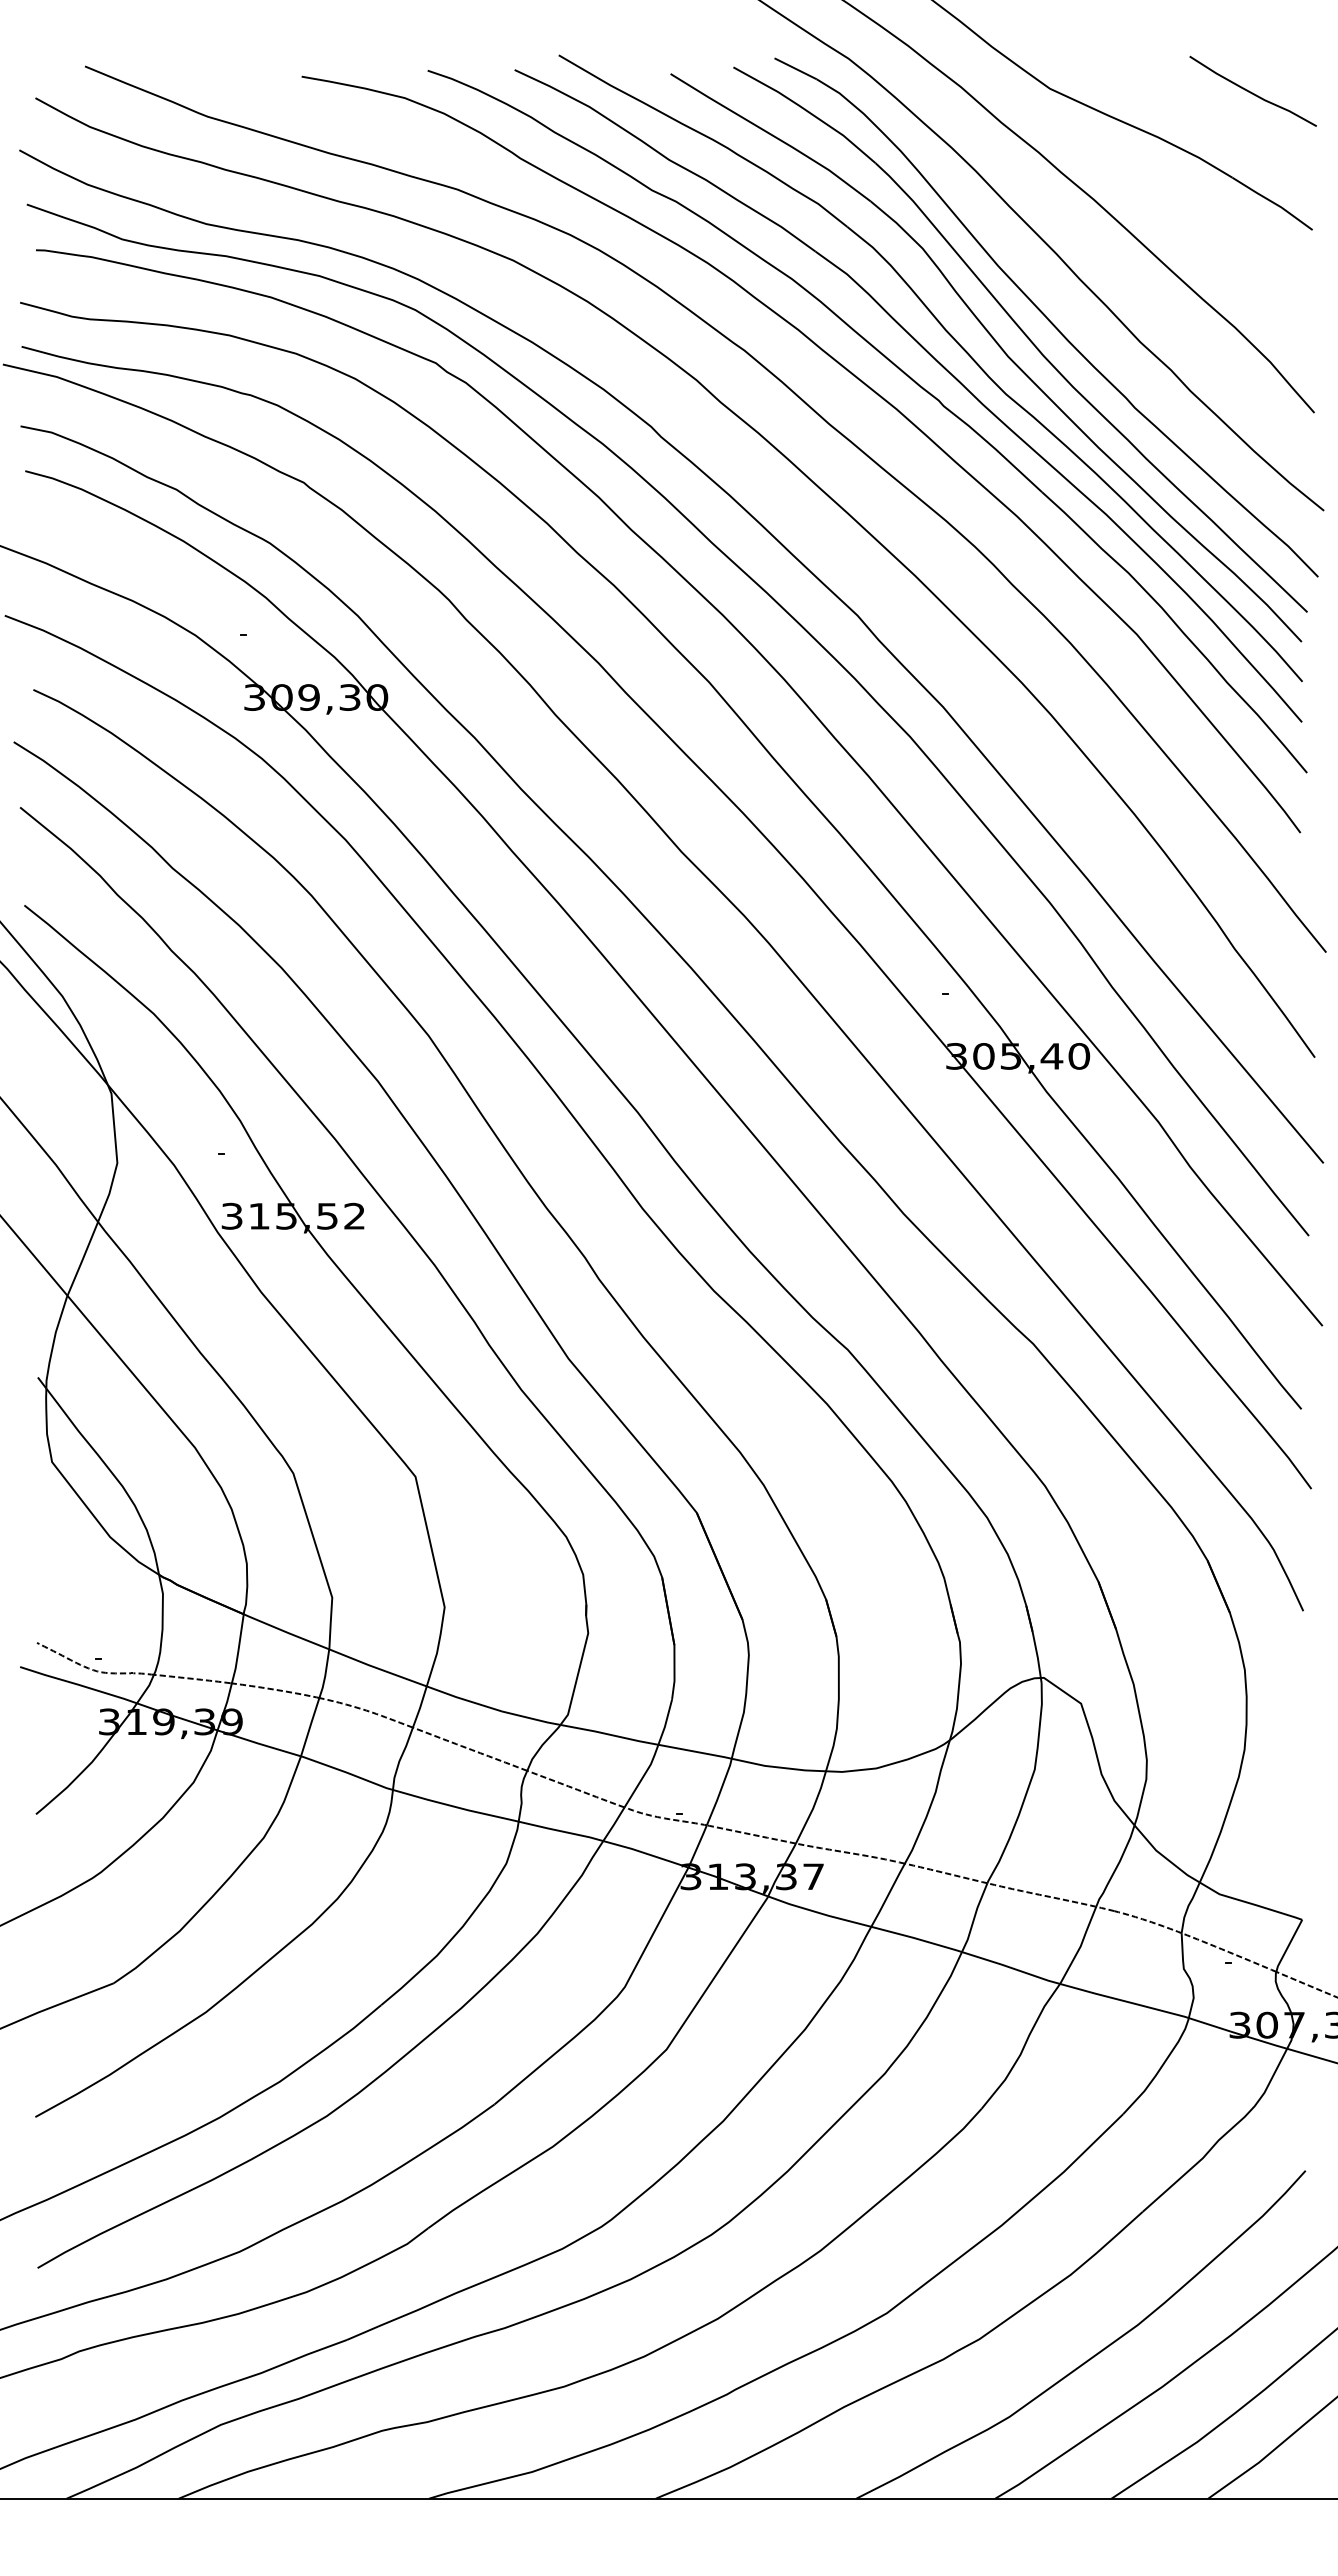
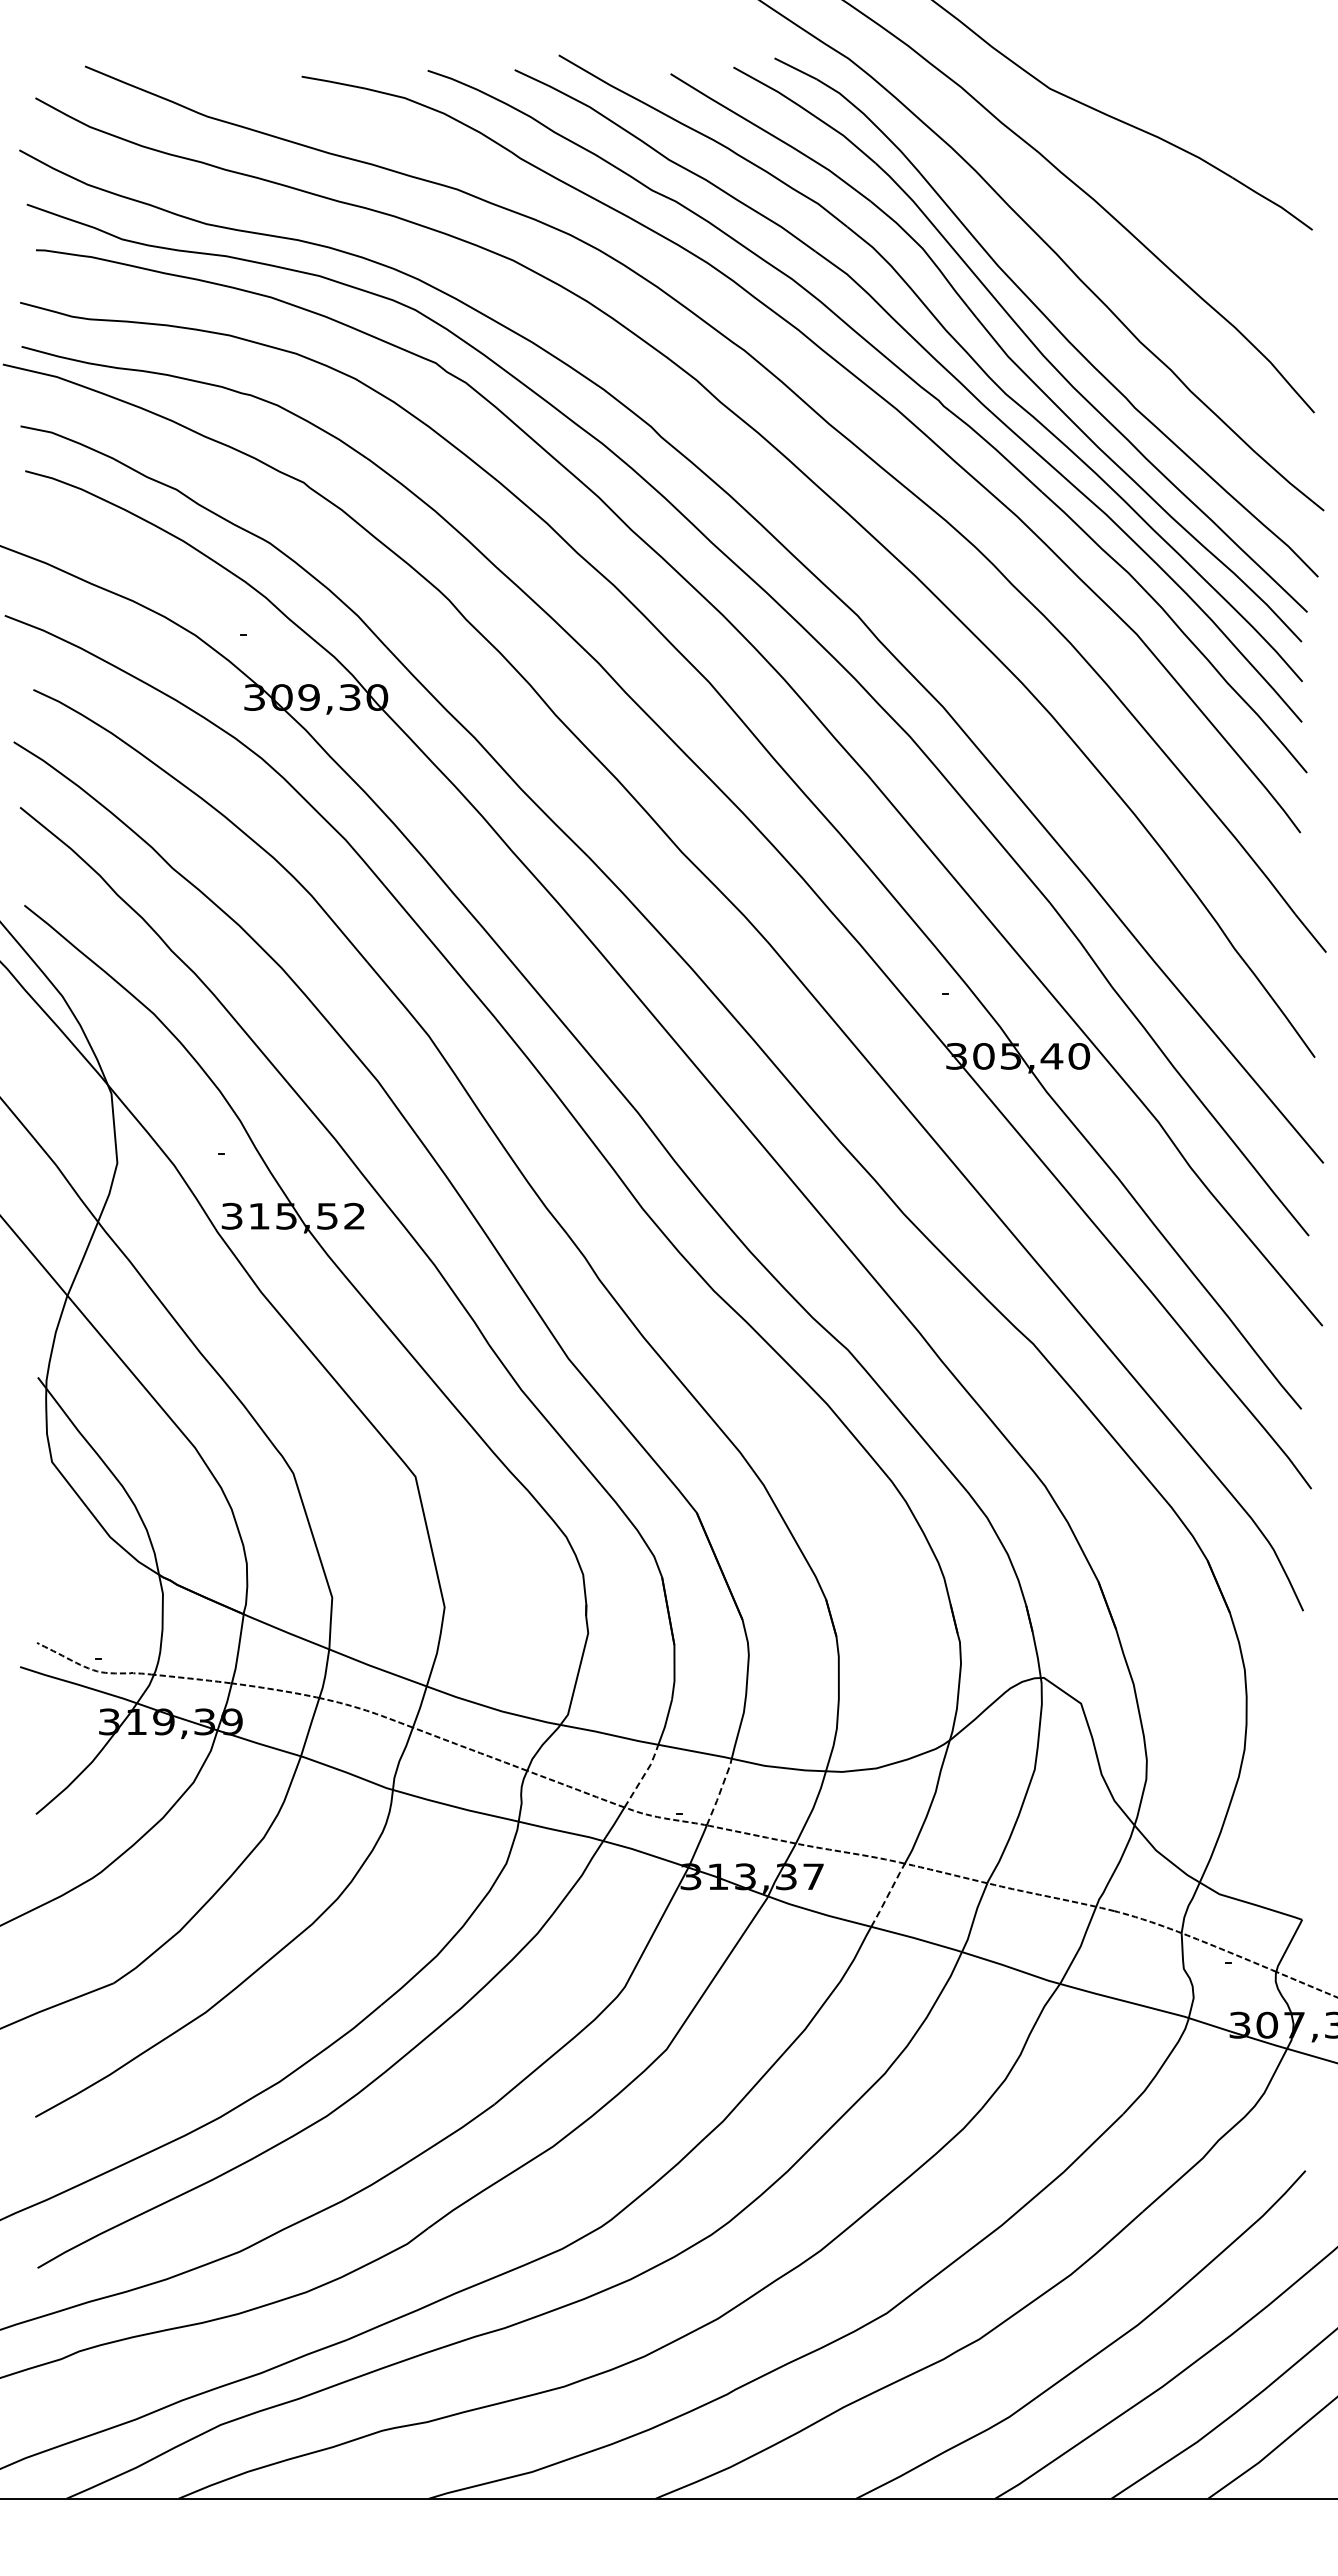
curve: present -> none (1251, 91)
line: solid -> dashed (644, 1775)
line: solid -> dashed (720, 1792)
line: solid -> dashed (888, 1895)
